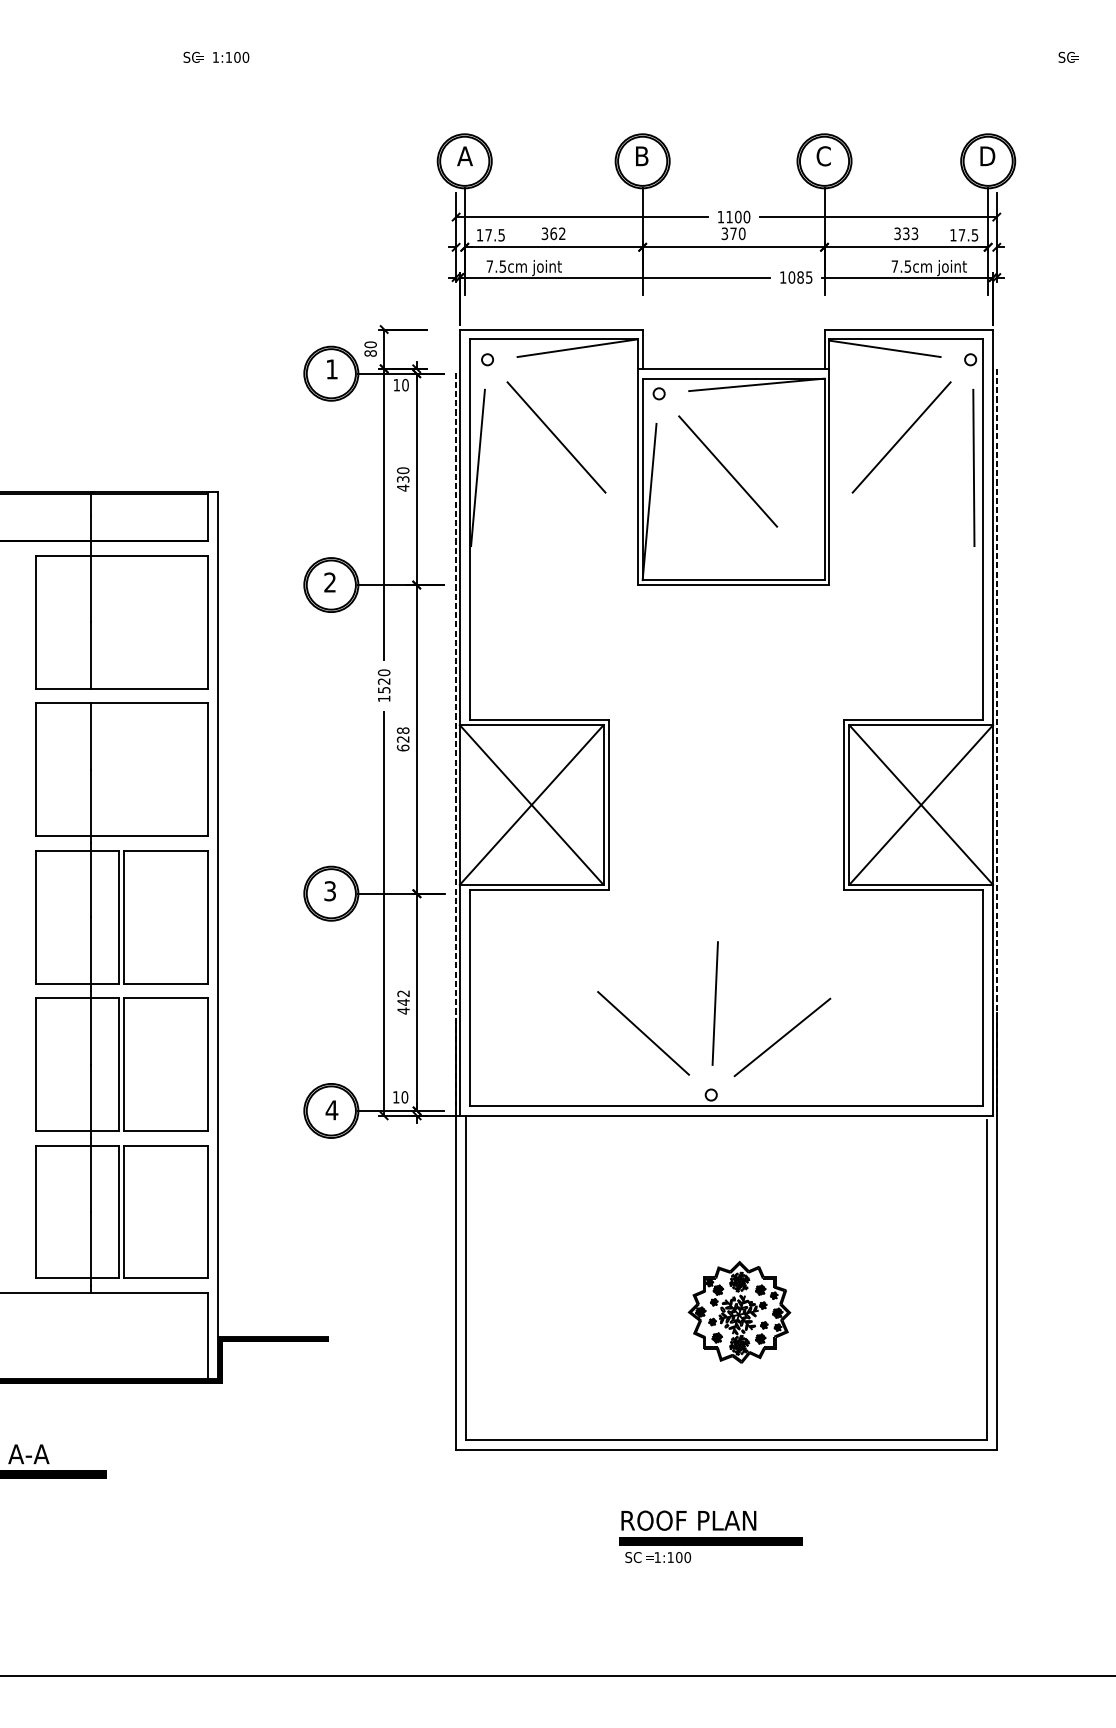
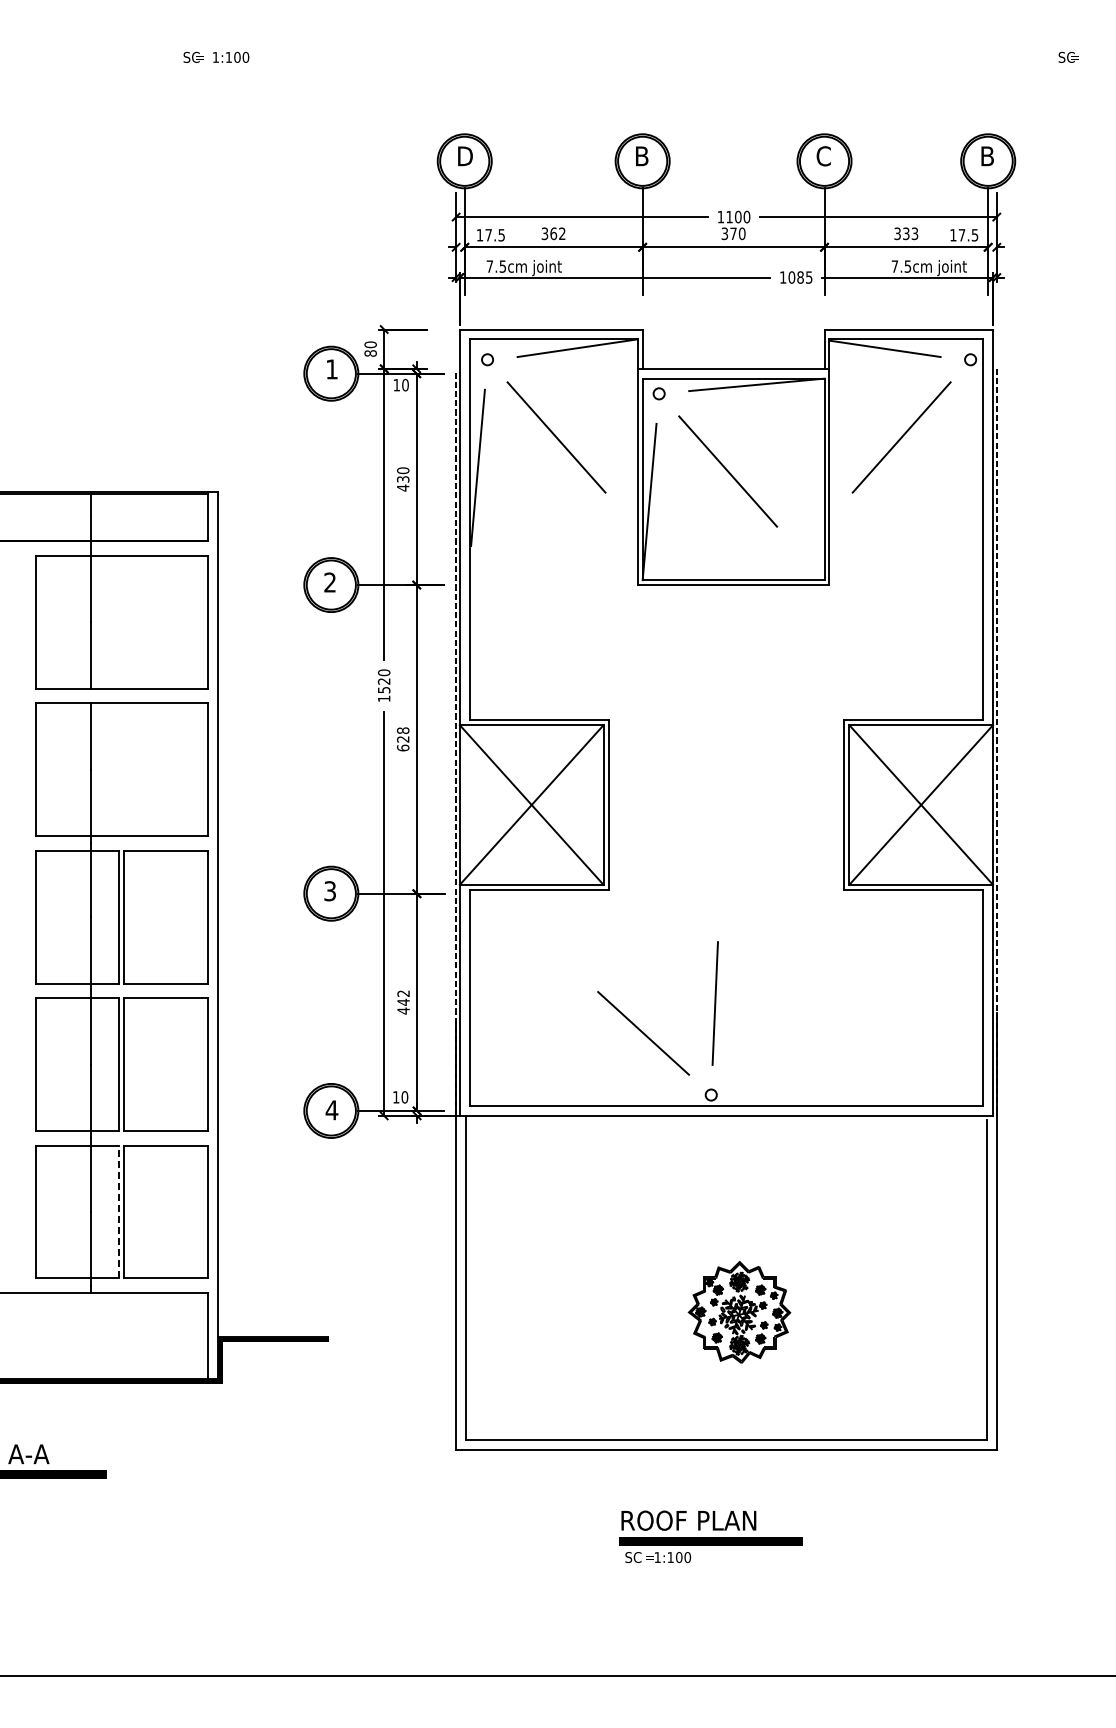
text: A -> D (464, 156)
text: D -> B (987, 156)
line: present -> none (973, 467)
line: present -> none (782, 1037)
line: solid -> dashed (119, 1211)
